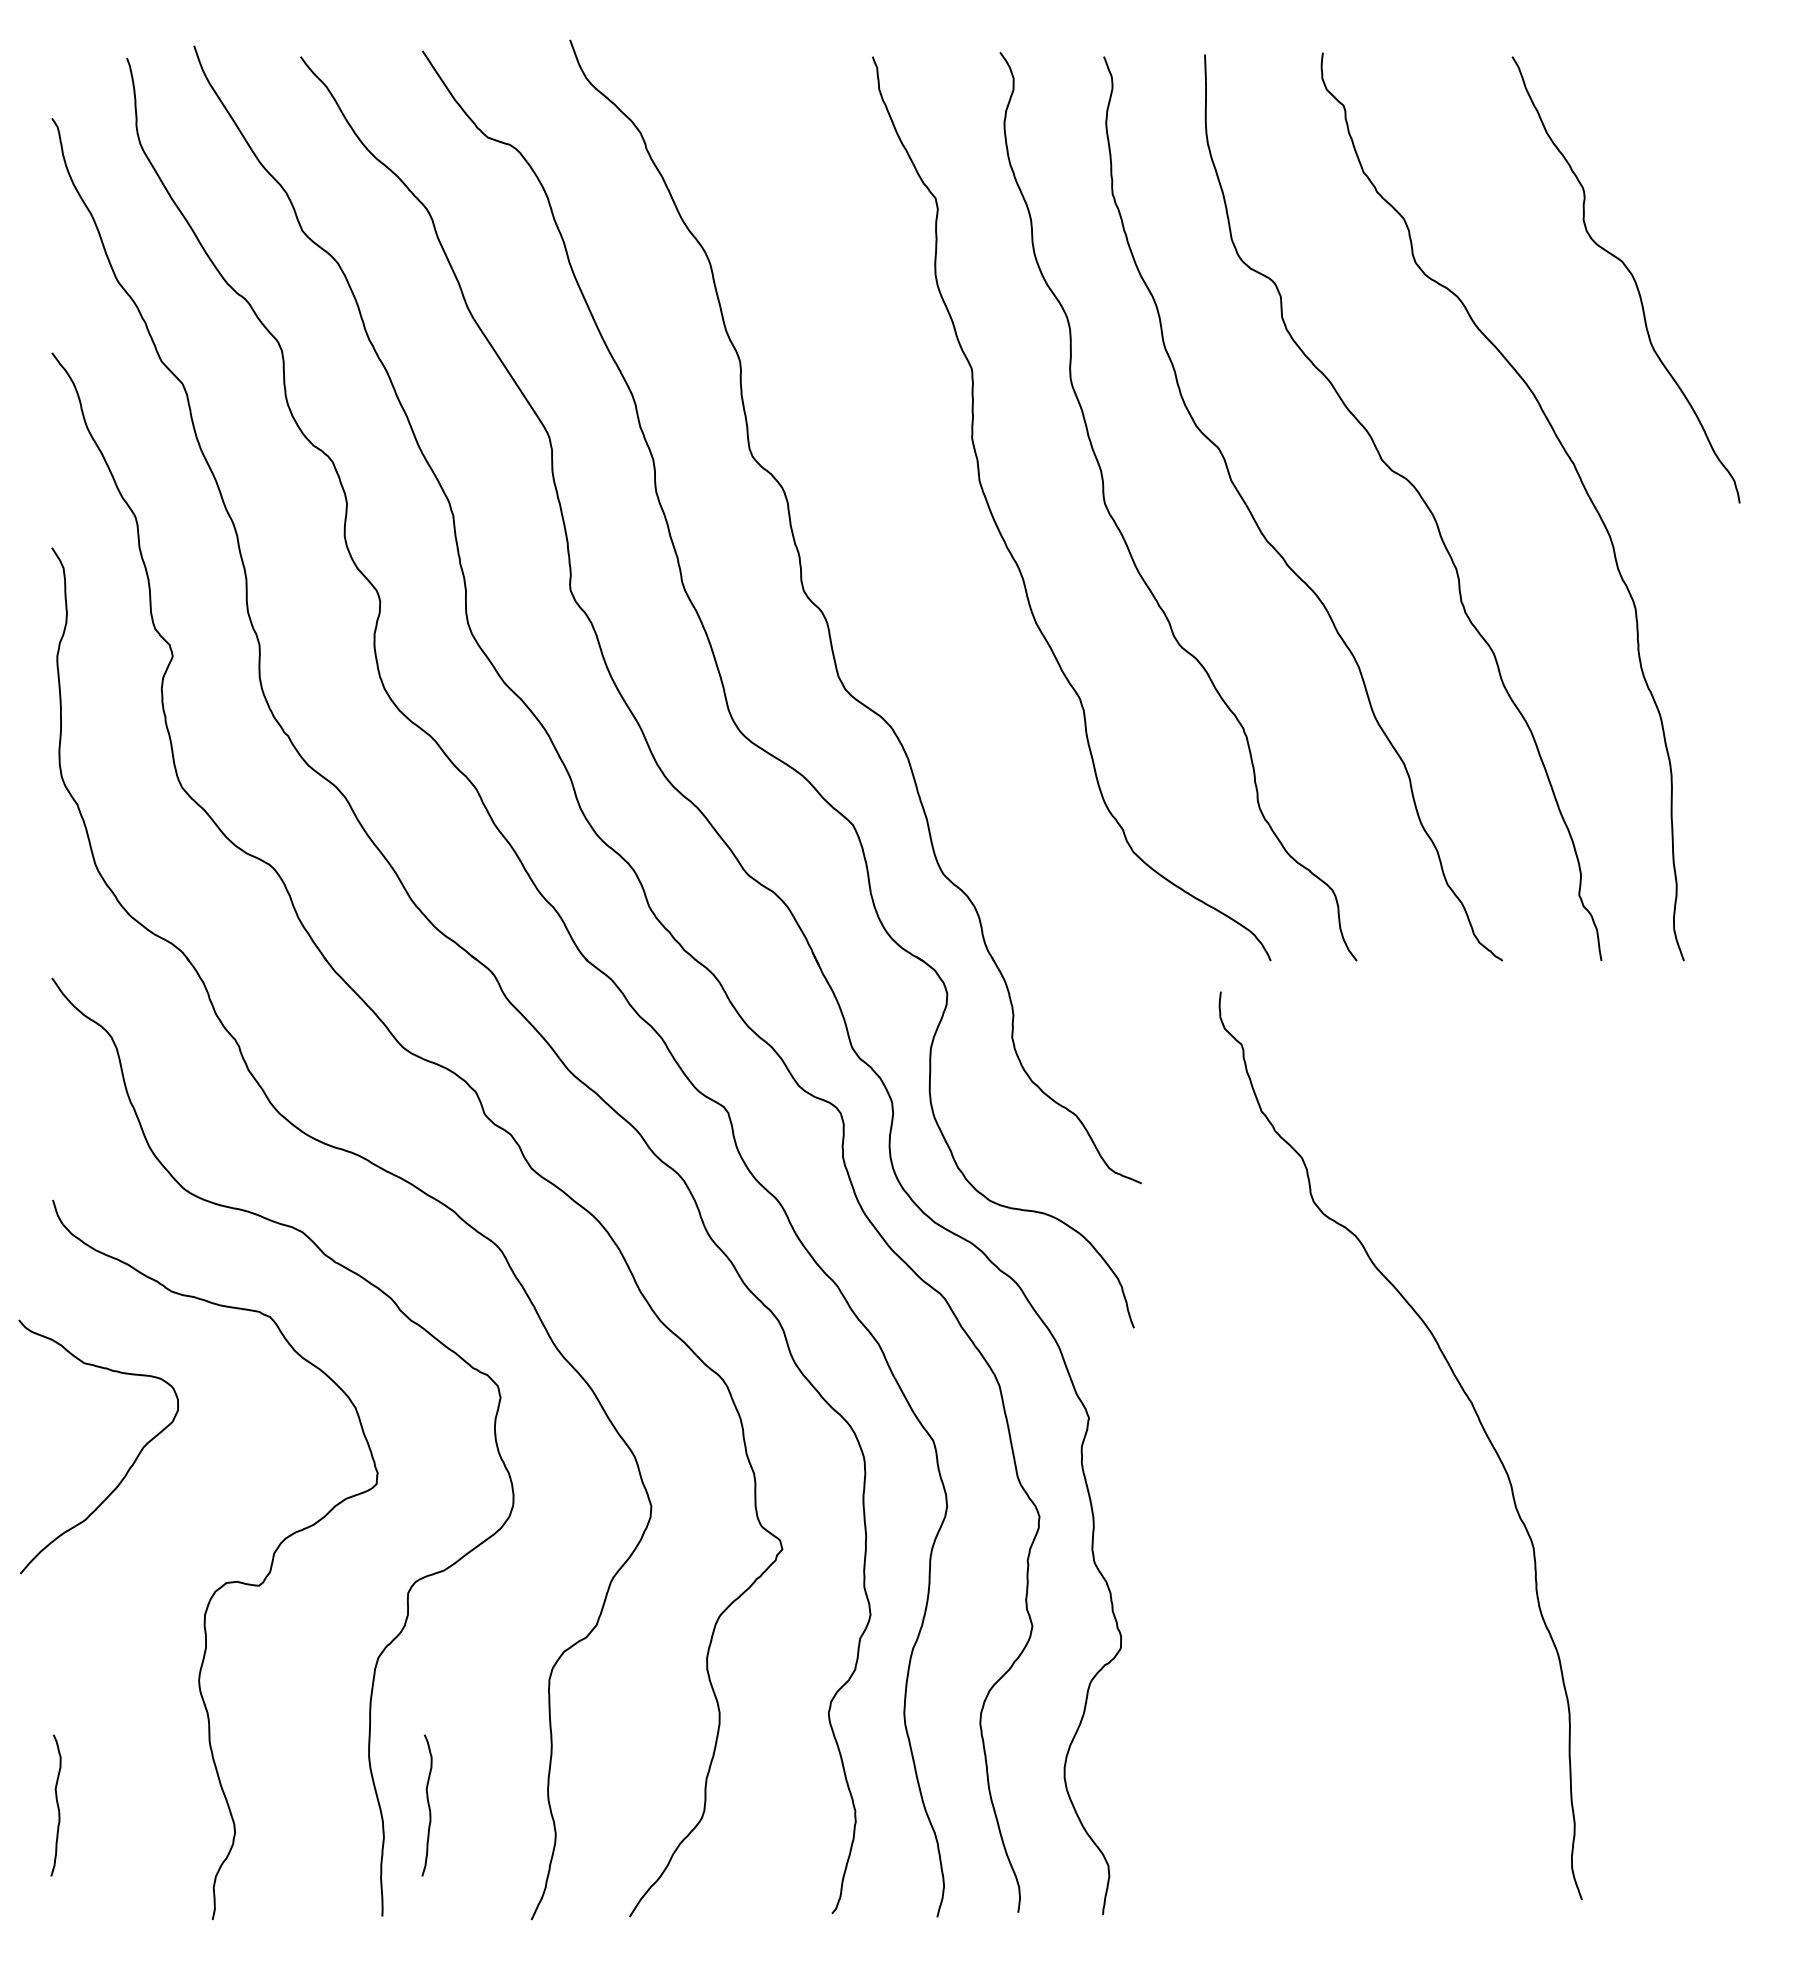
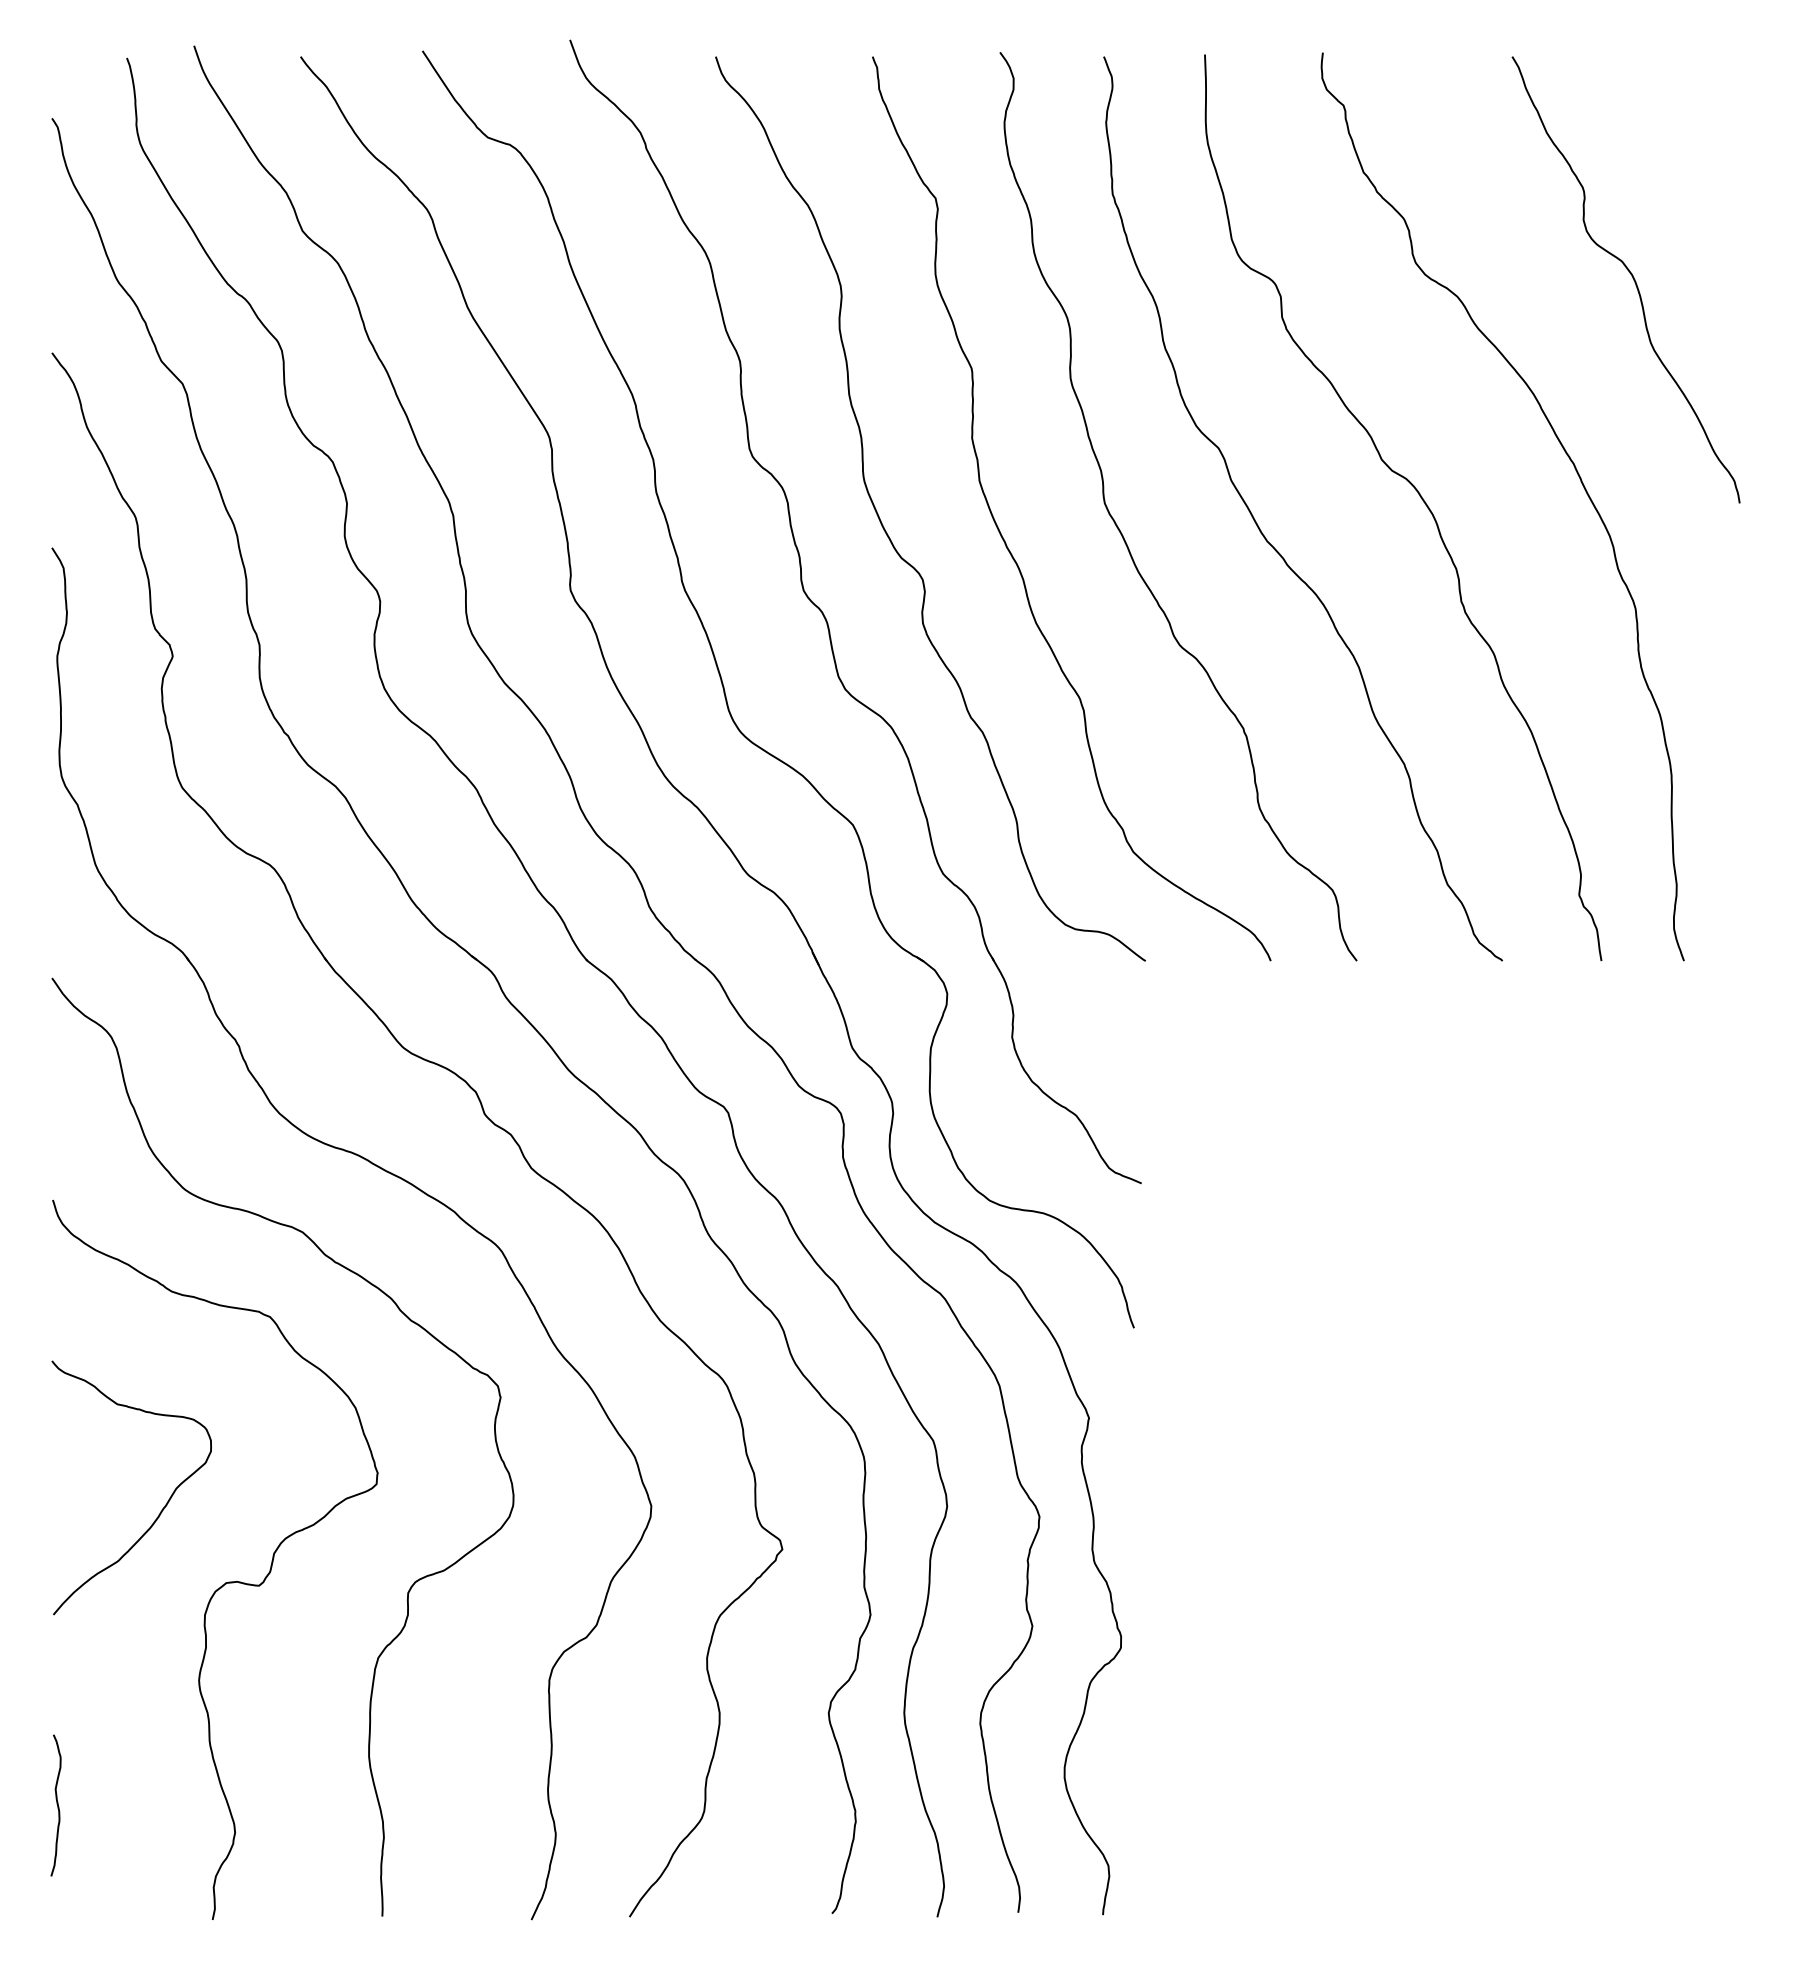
curve: none -> present (887, 532)
curve: present -> none (1473, 1409)
curve position: (128, 1468) -> (161, 1509) (161, 1509)
curve: present -> none (427, 1804)
